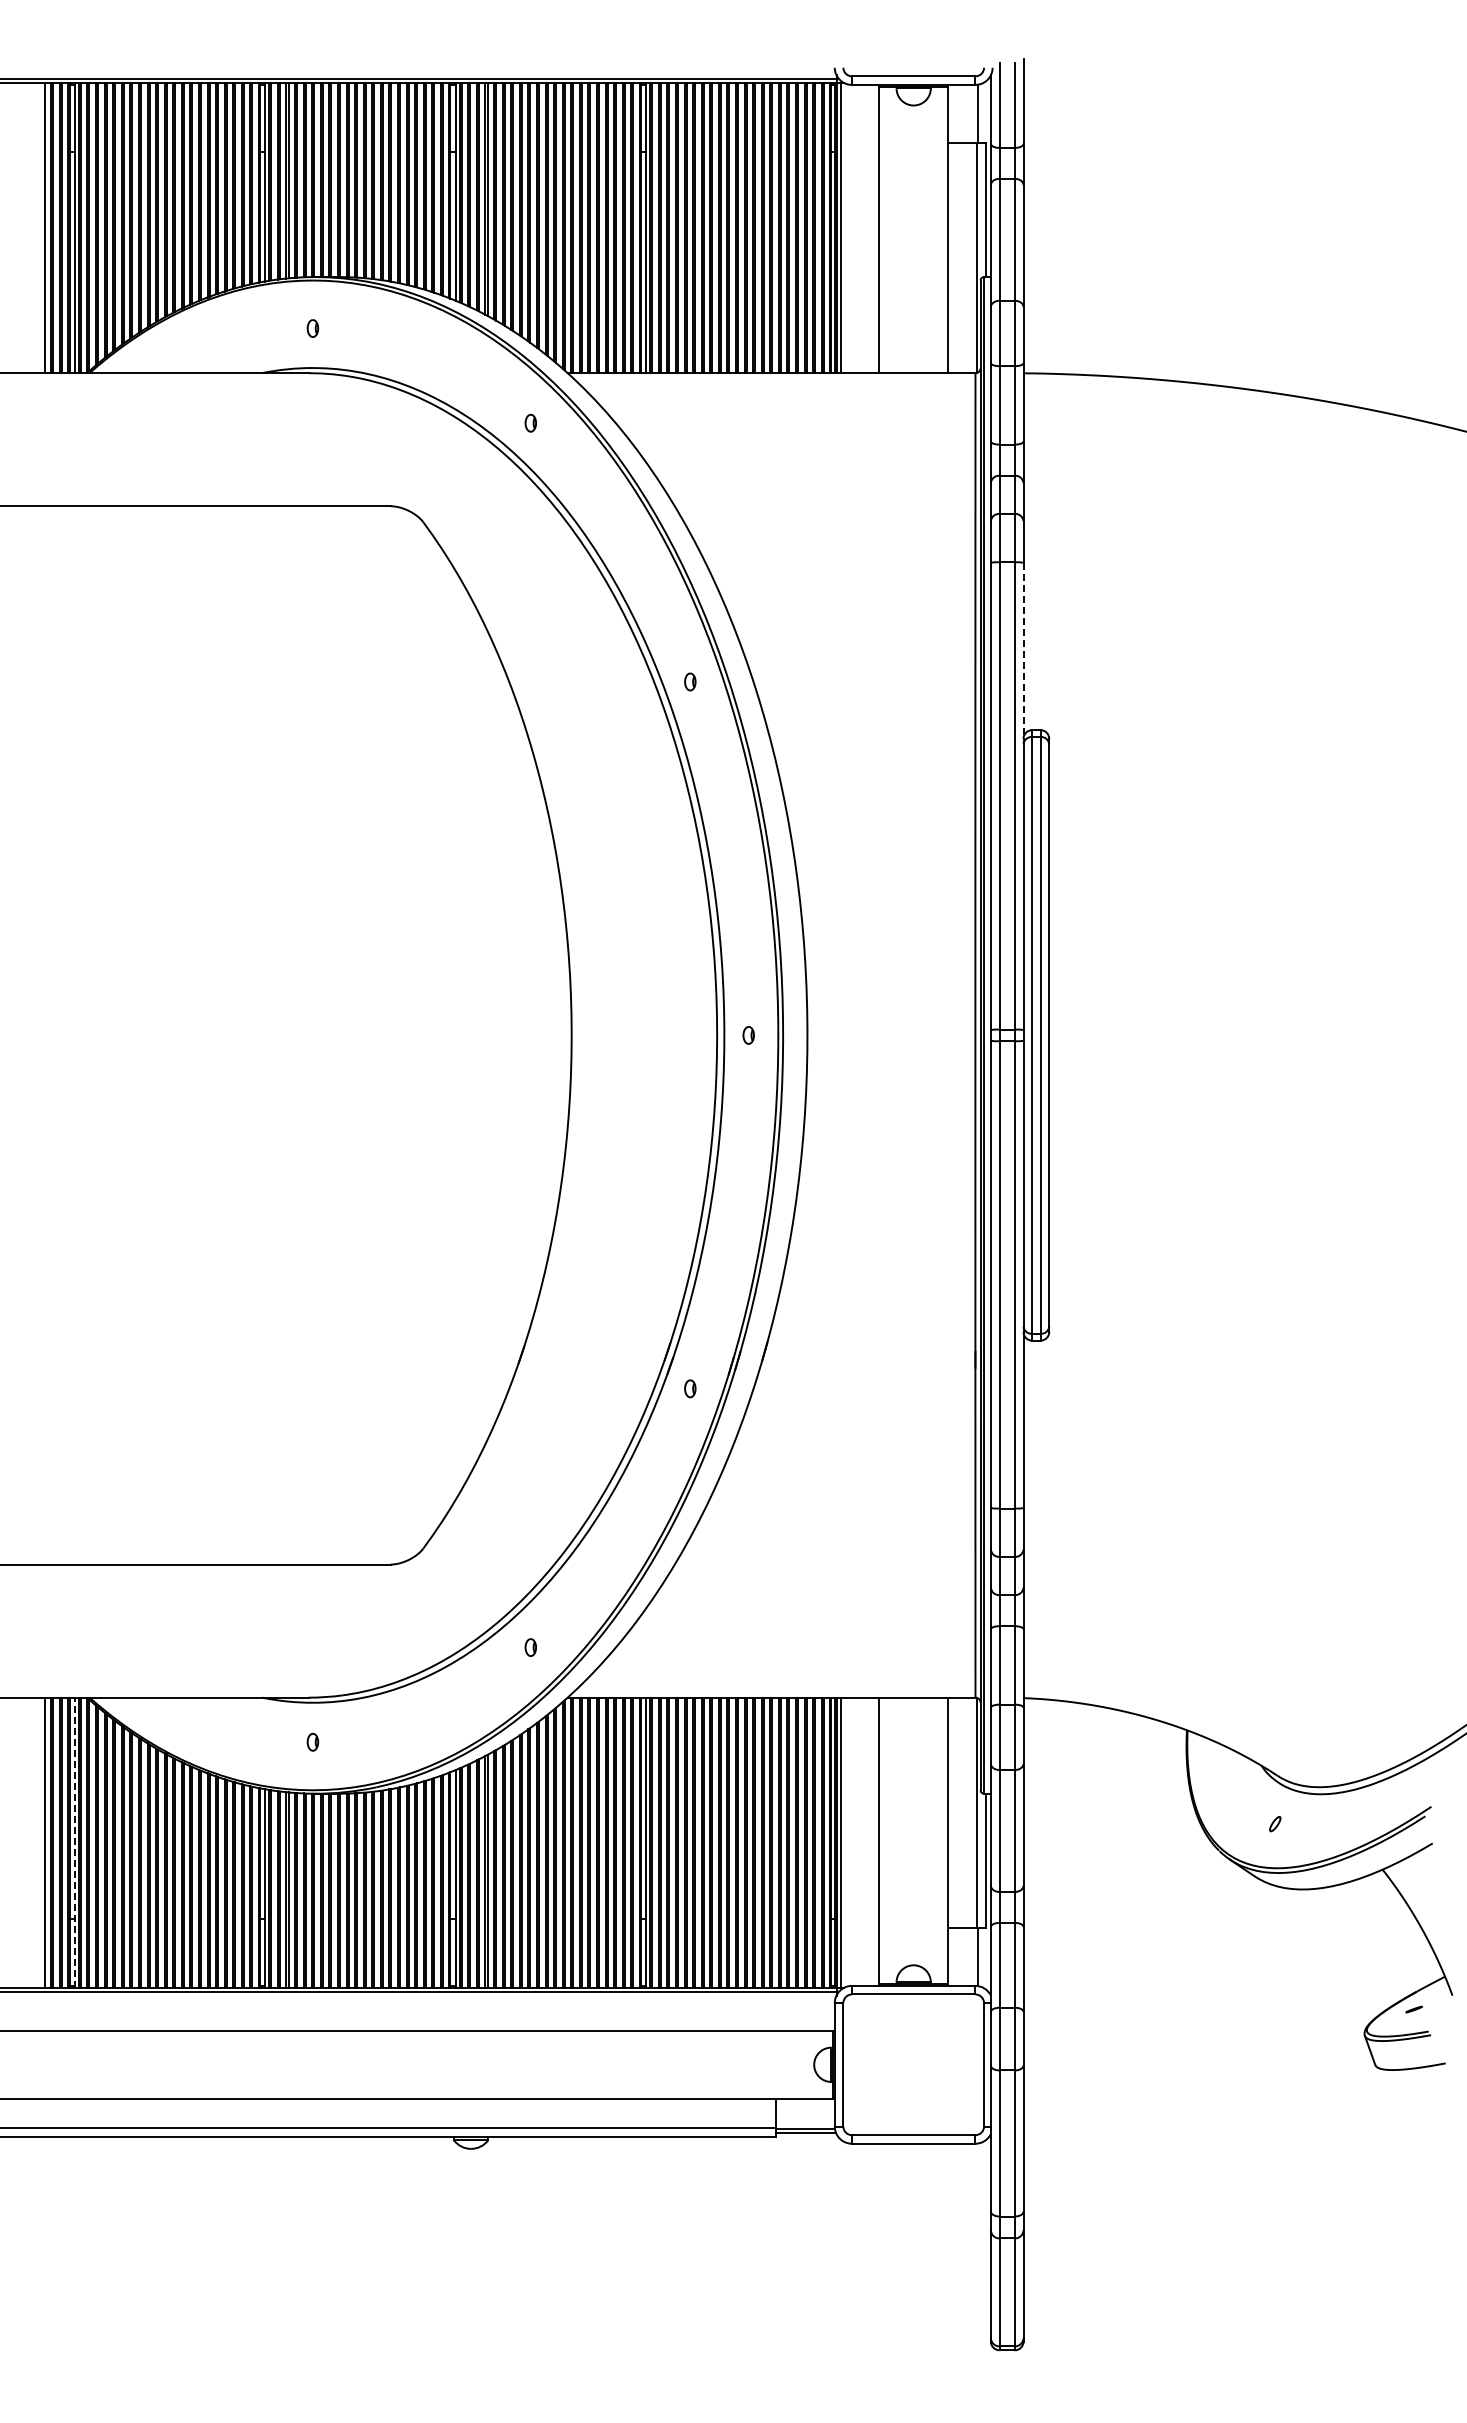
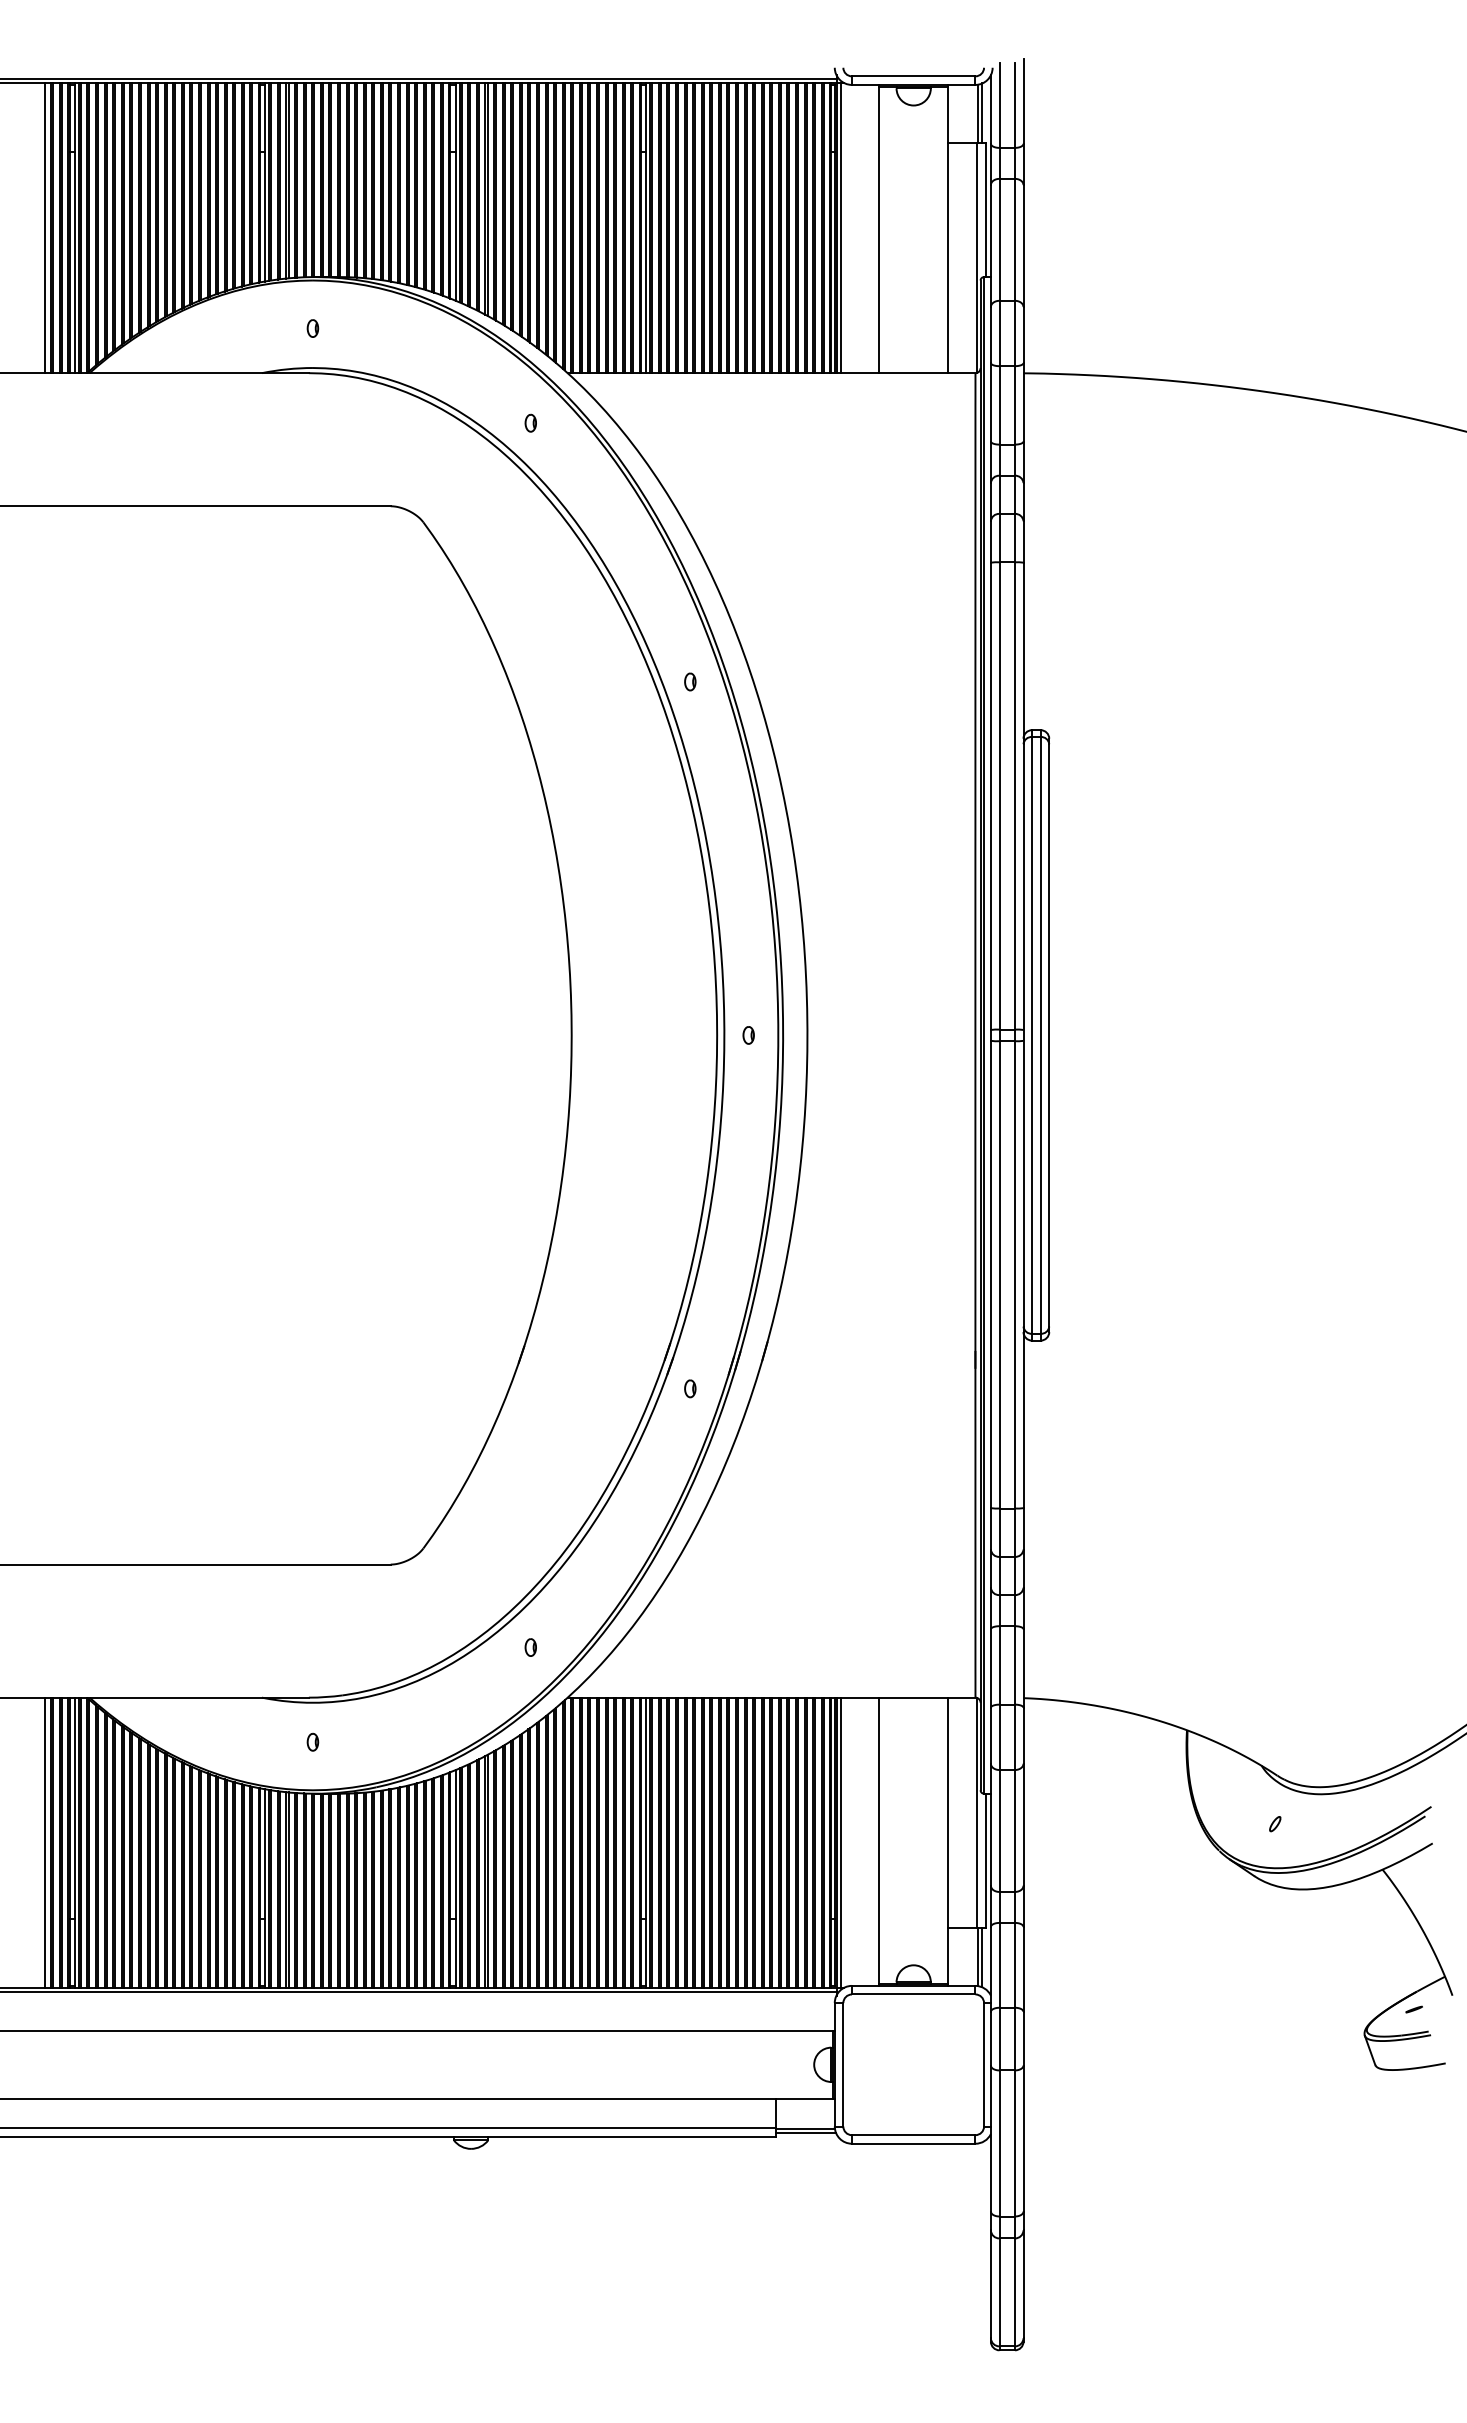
line: none -> present (982, 113)
line: dashed -> solid (1023, 651)
line: dashed -> solid (74, 1842)
line: none -> present (982, 1957)
